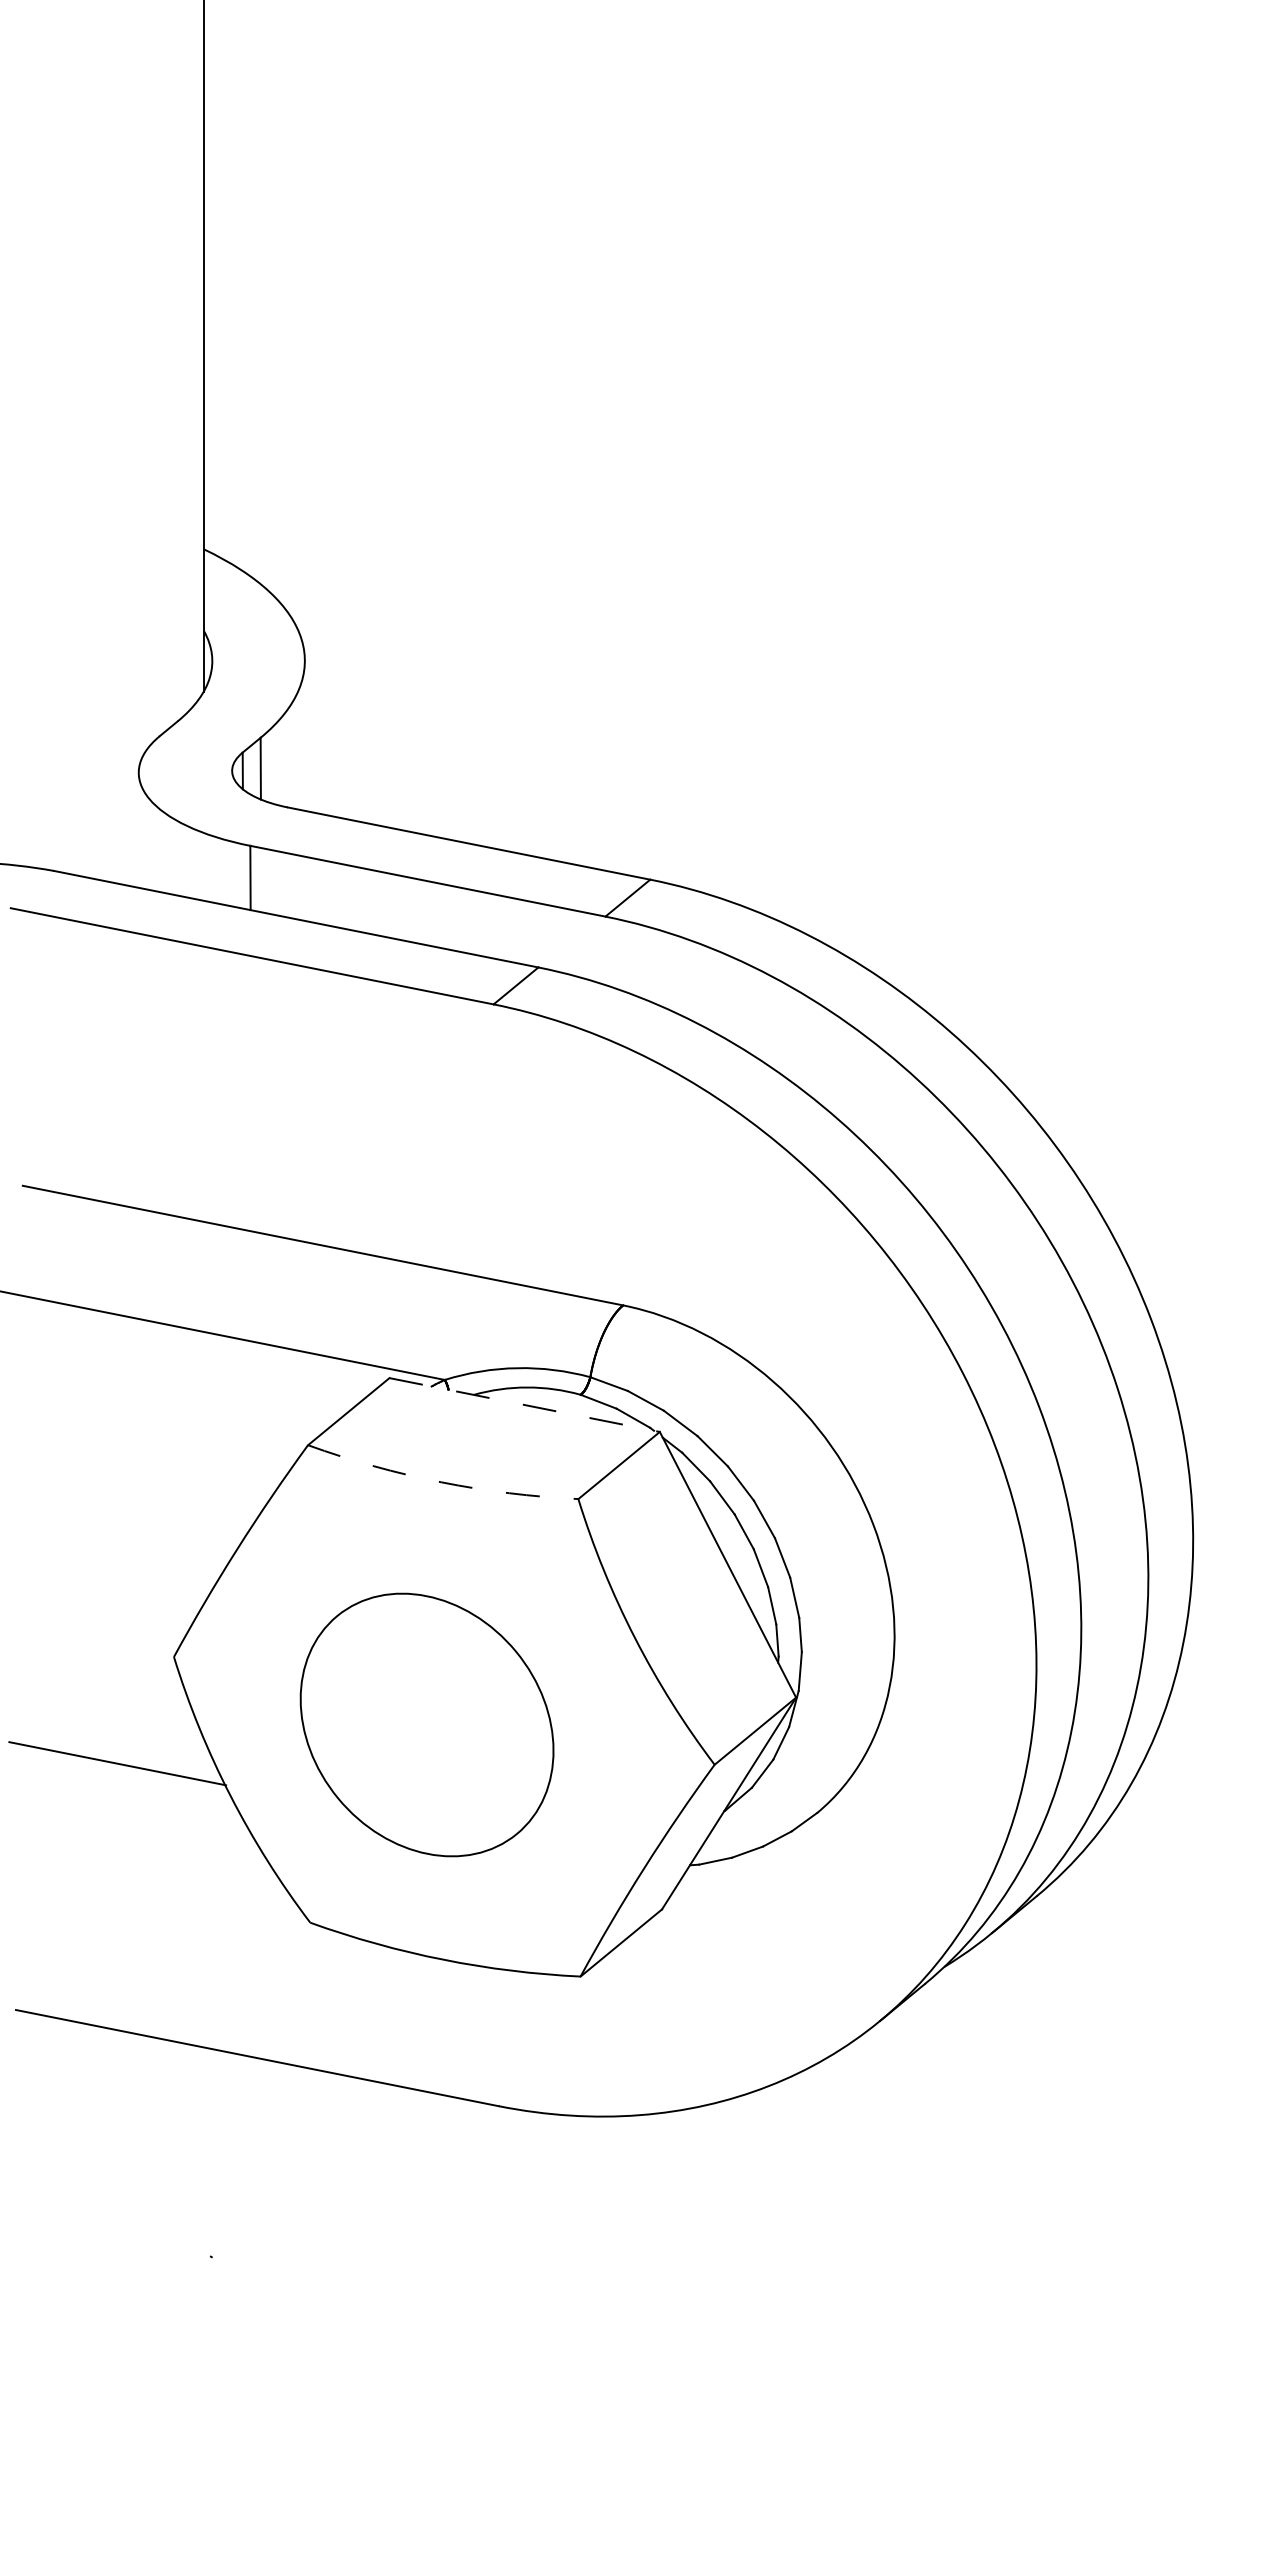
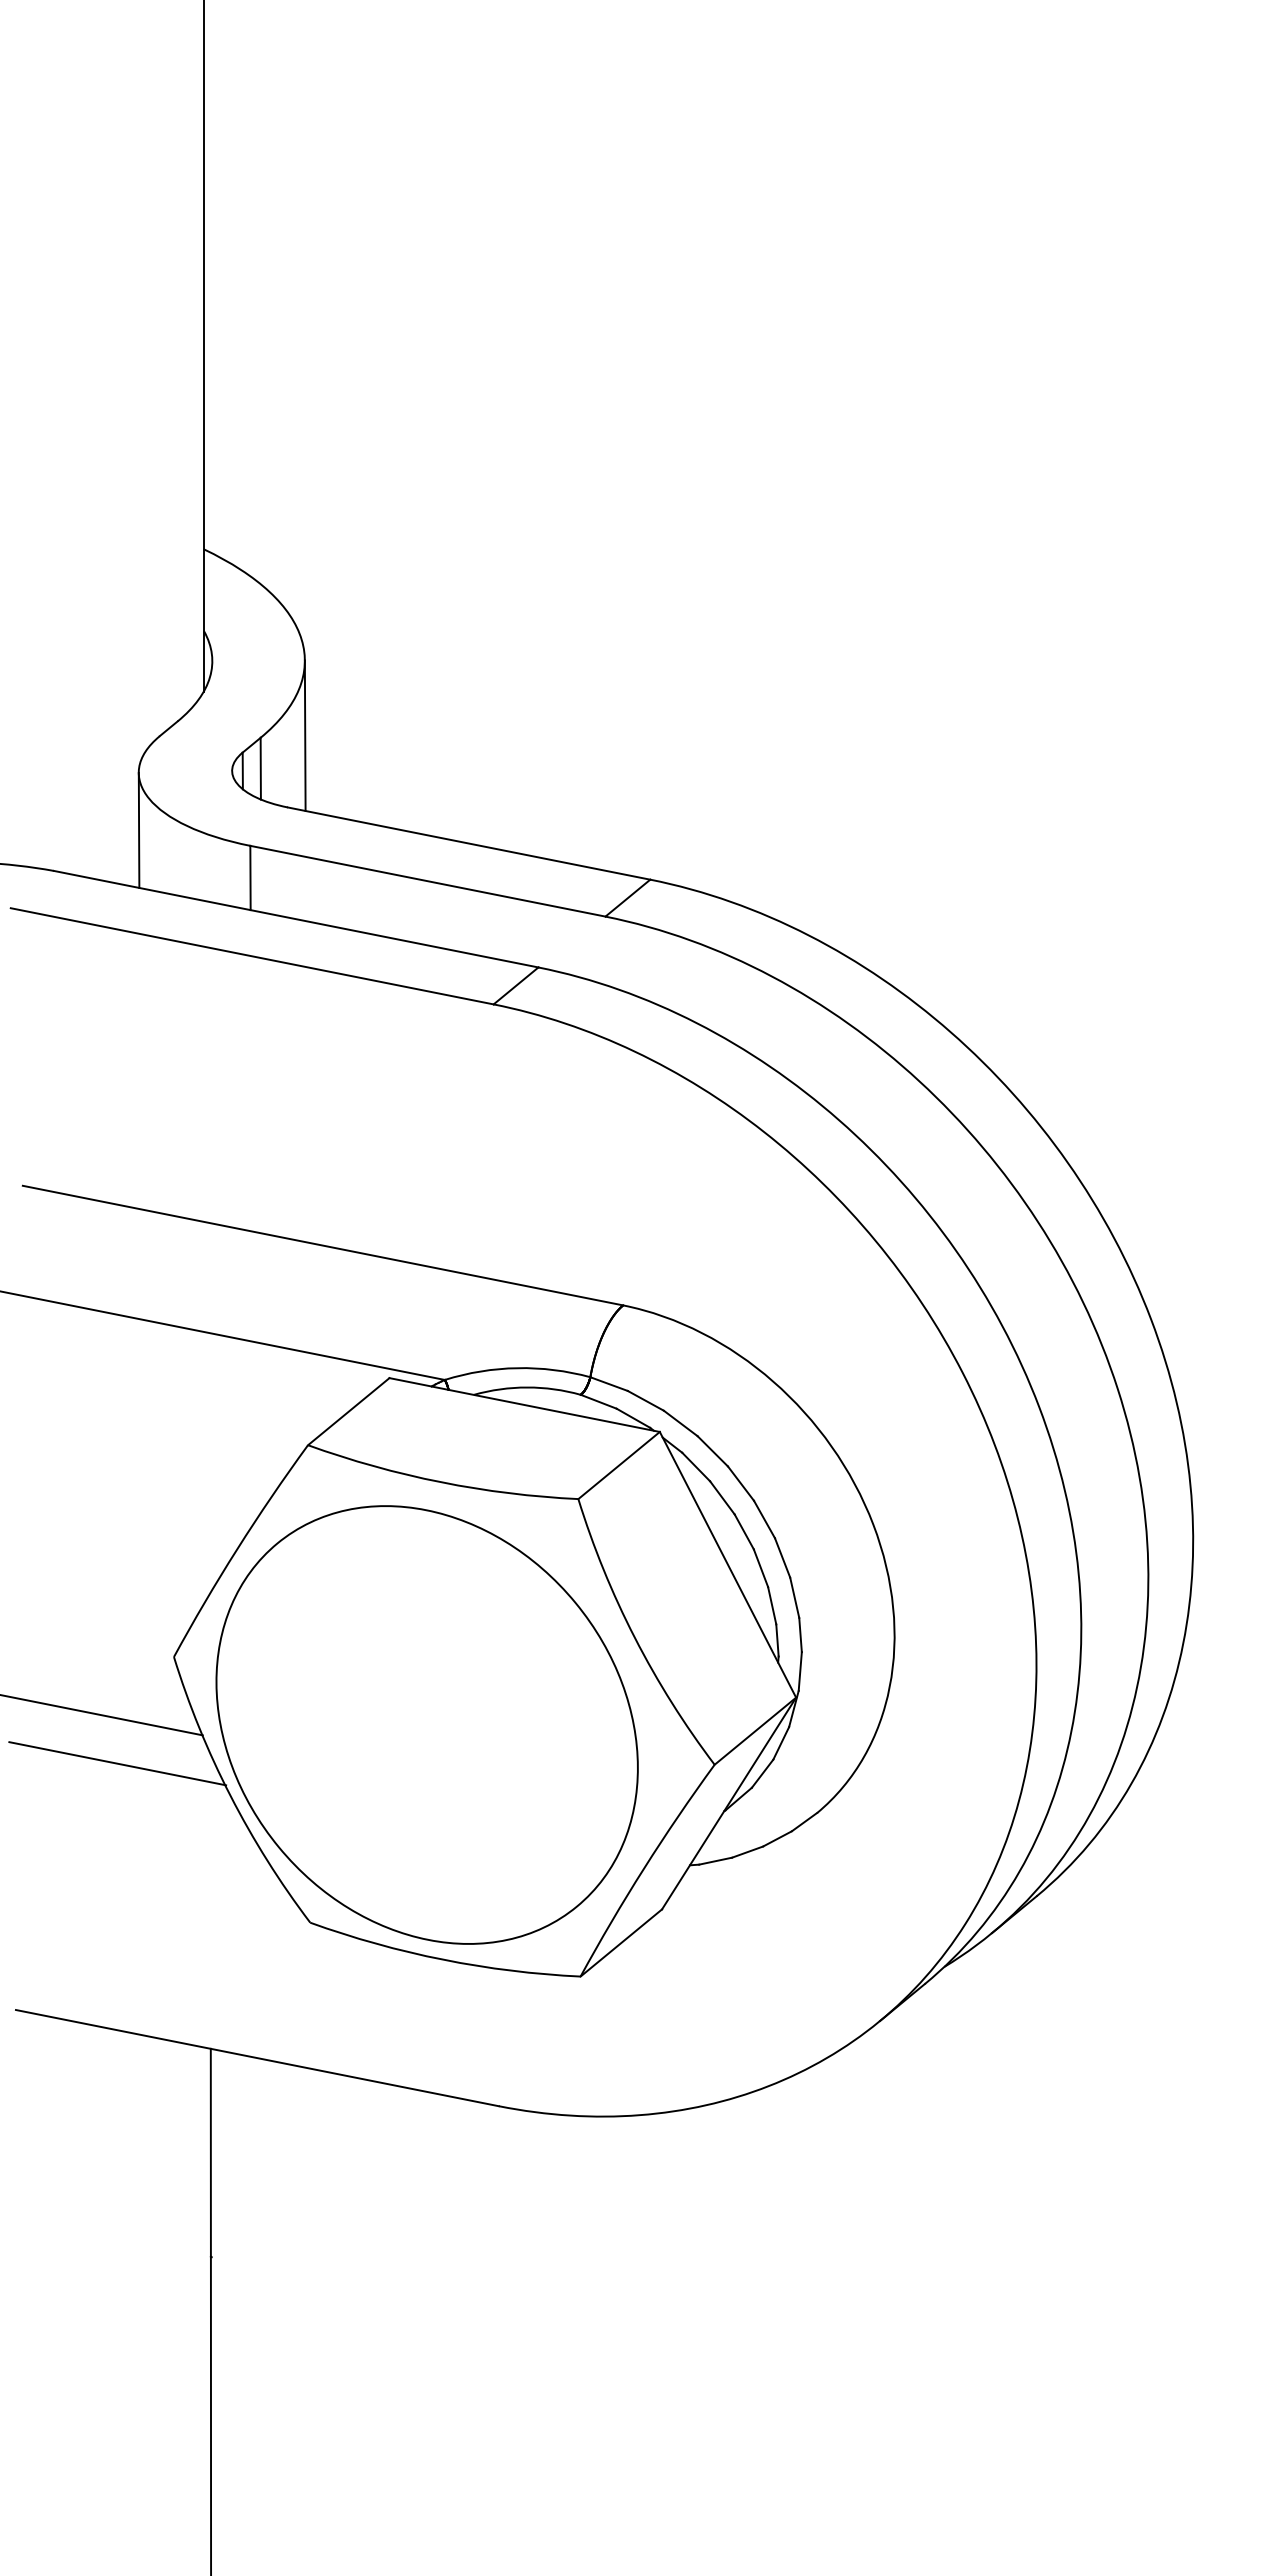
line: none -> present (304, 735)
line: none -> present (138, 829)
line: dashed -> solid (524, 1405)
arc: dashed -> solid (441, 1482)
line: none -> present (102, 1715)
part size: 256x266 px -> 424x440 px (426, 1724)
line: none -> present (210, 2310)
